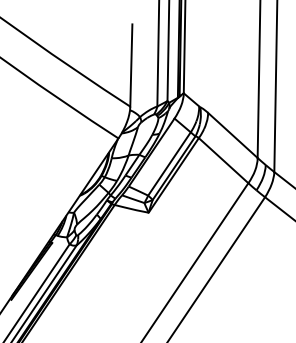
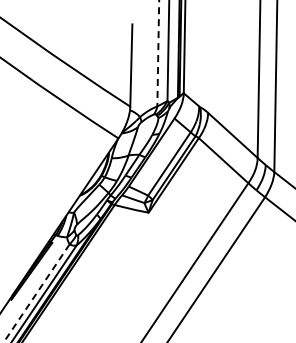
line: solid -> dashed (158, 53)
line: solid -> dashed (36, 293)
